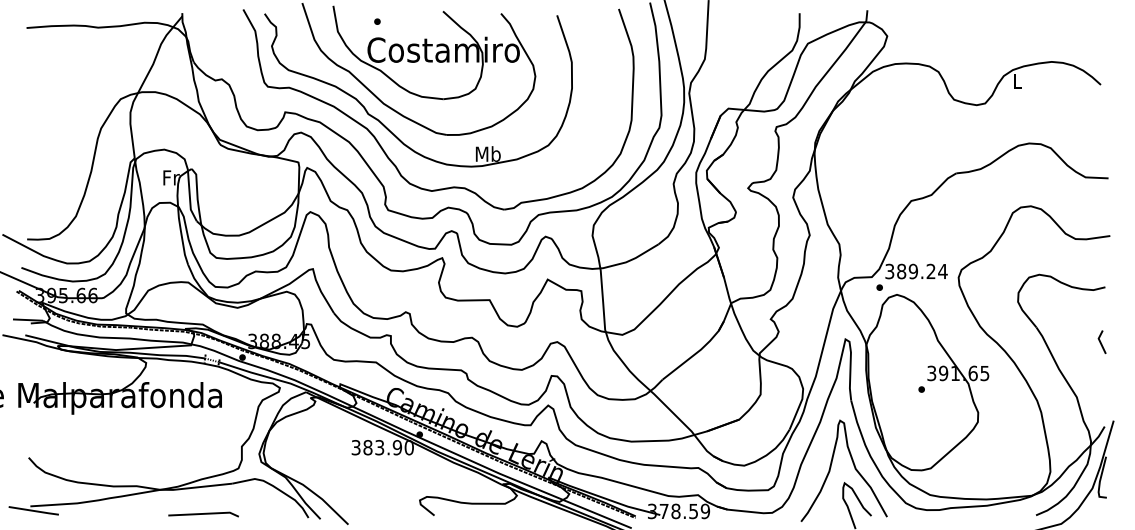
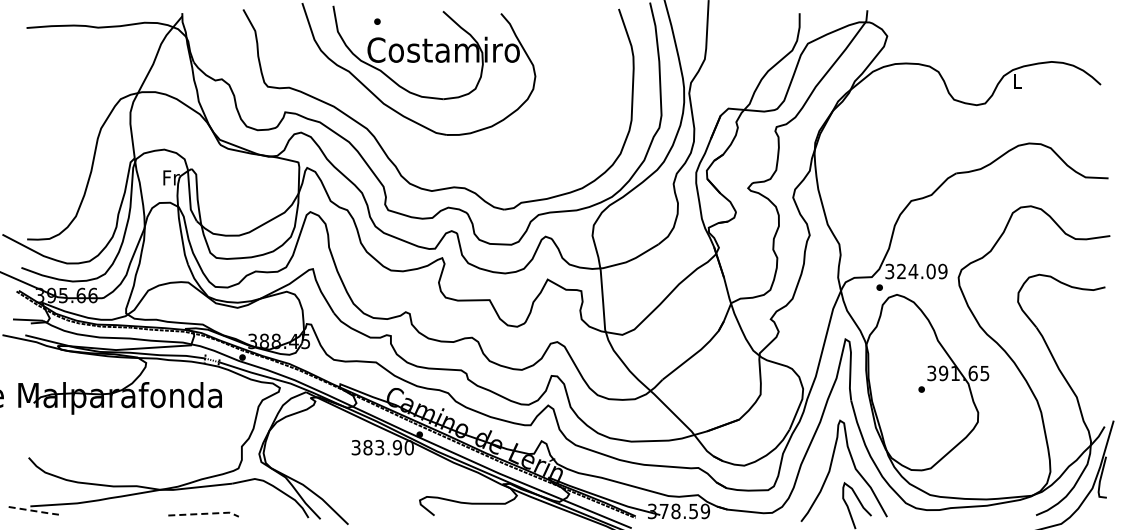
part: present -> none (384, 124)
text: 389.24 -> 324.09 (922, 271)
line: present -> none (1101, 342)
line: solid -> dashed (34, 511)
line: solid -> dashed (205, 513)
